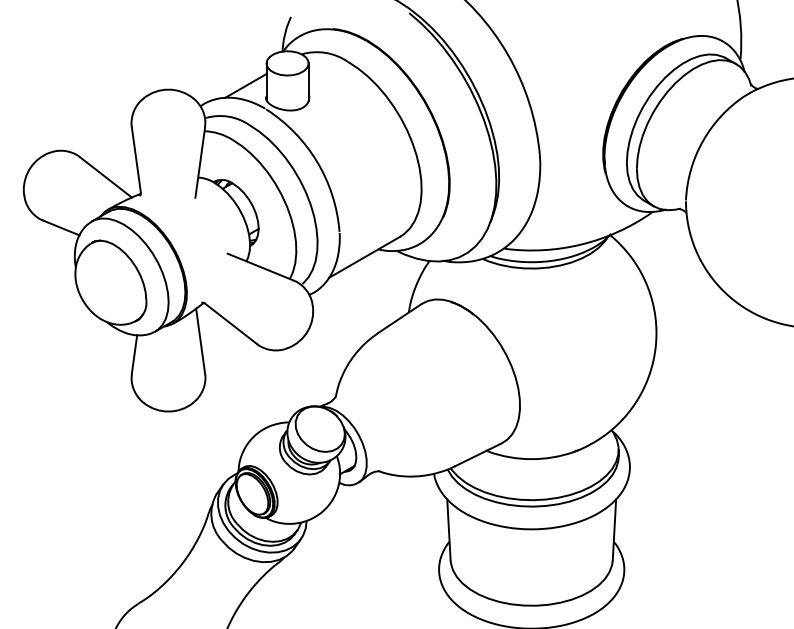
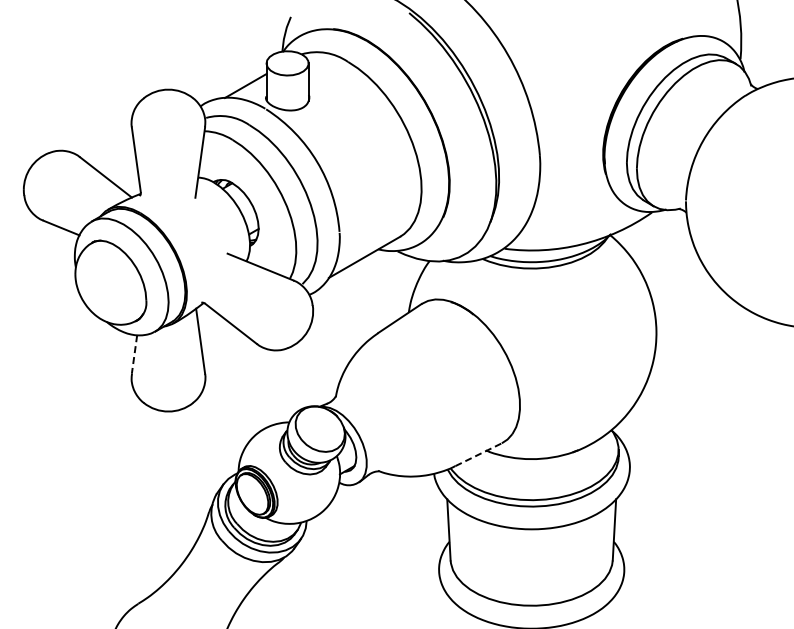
line: solid -> dashed (134, 355)
line: solid -> dashed (478, 454)
